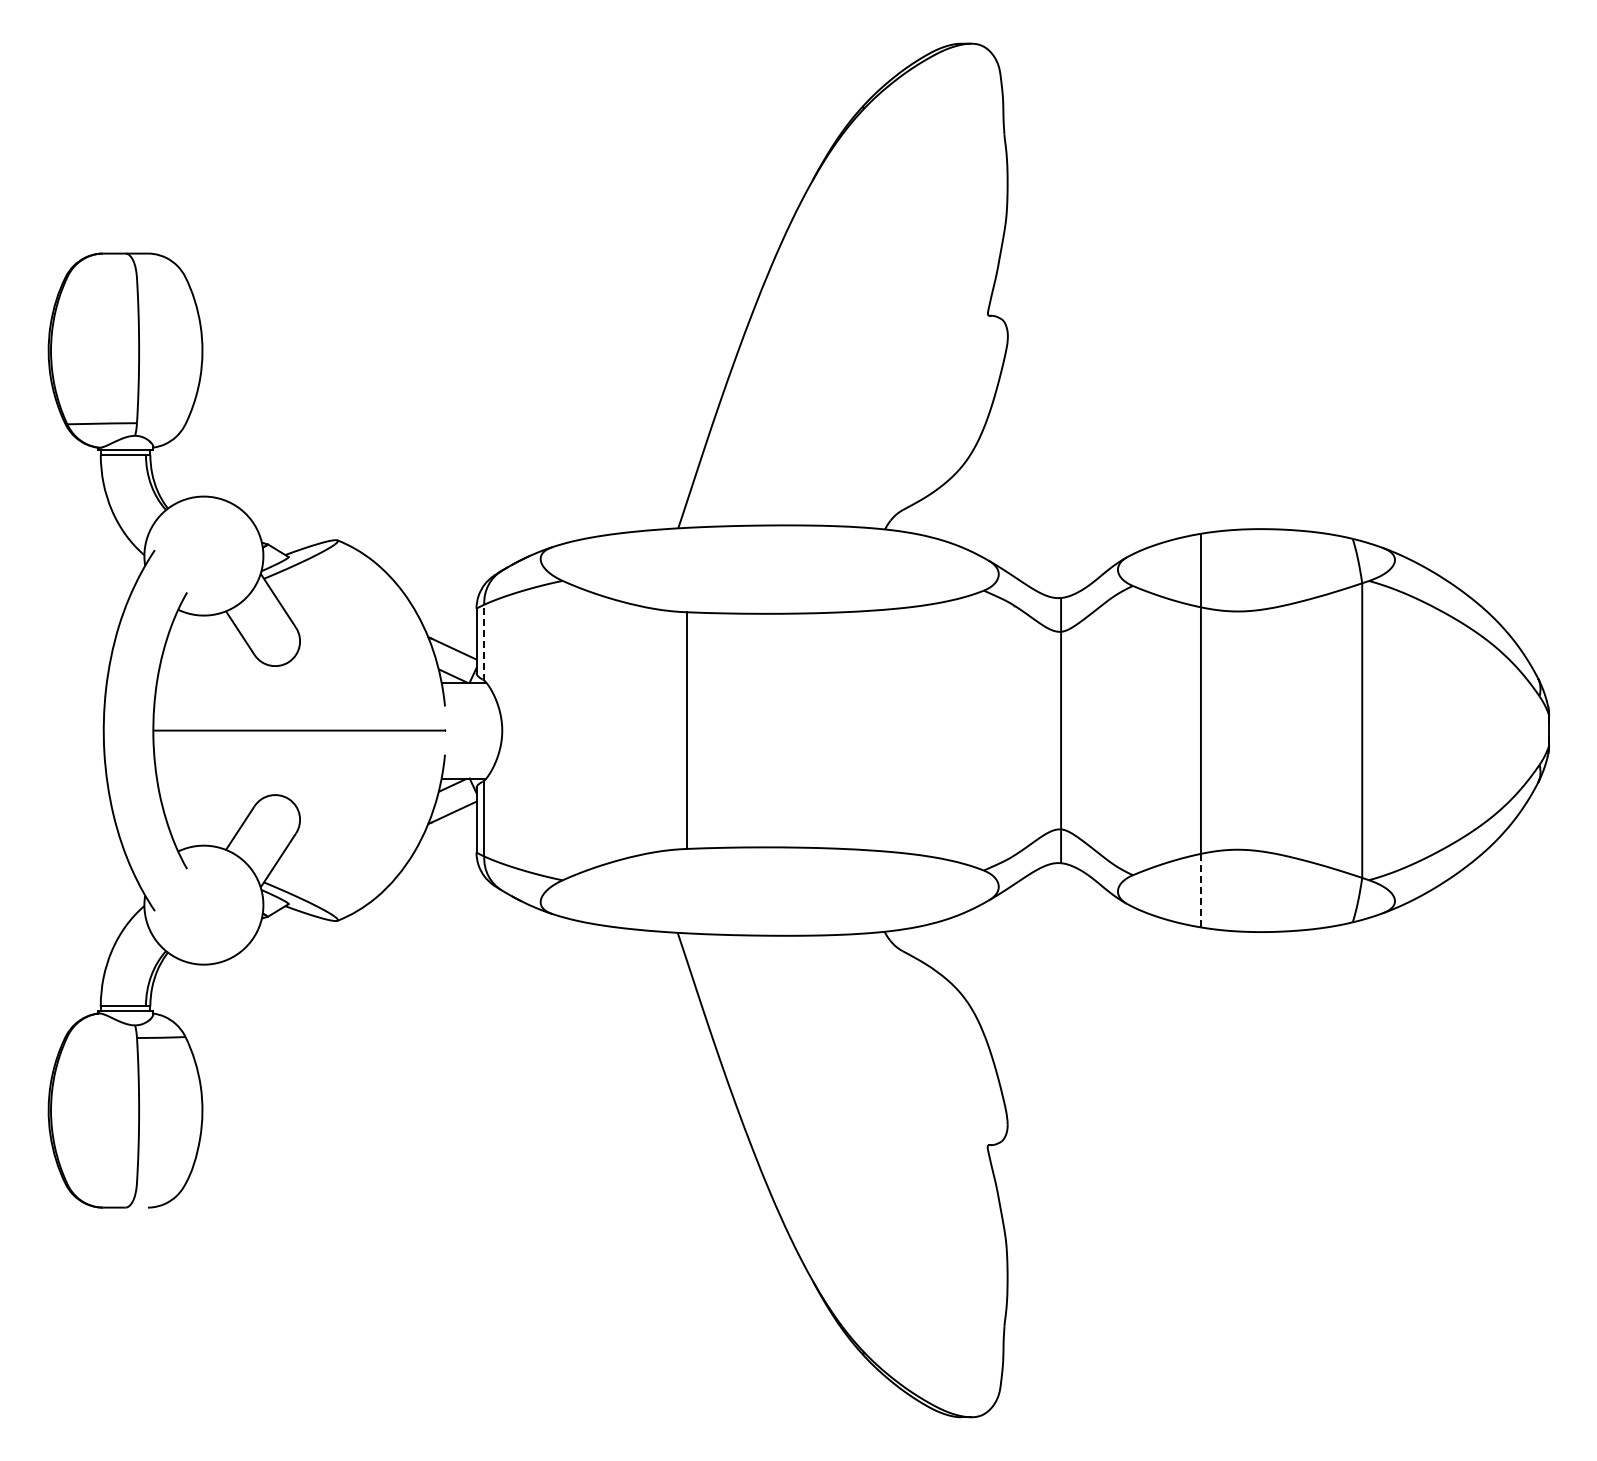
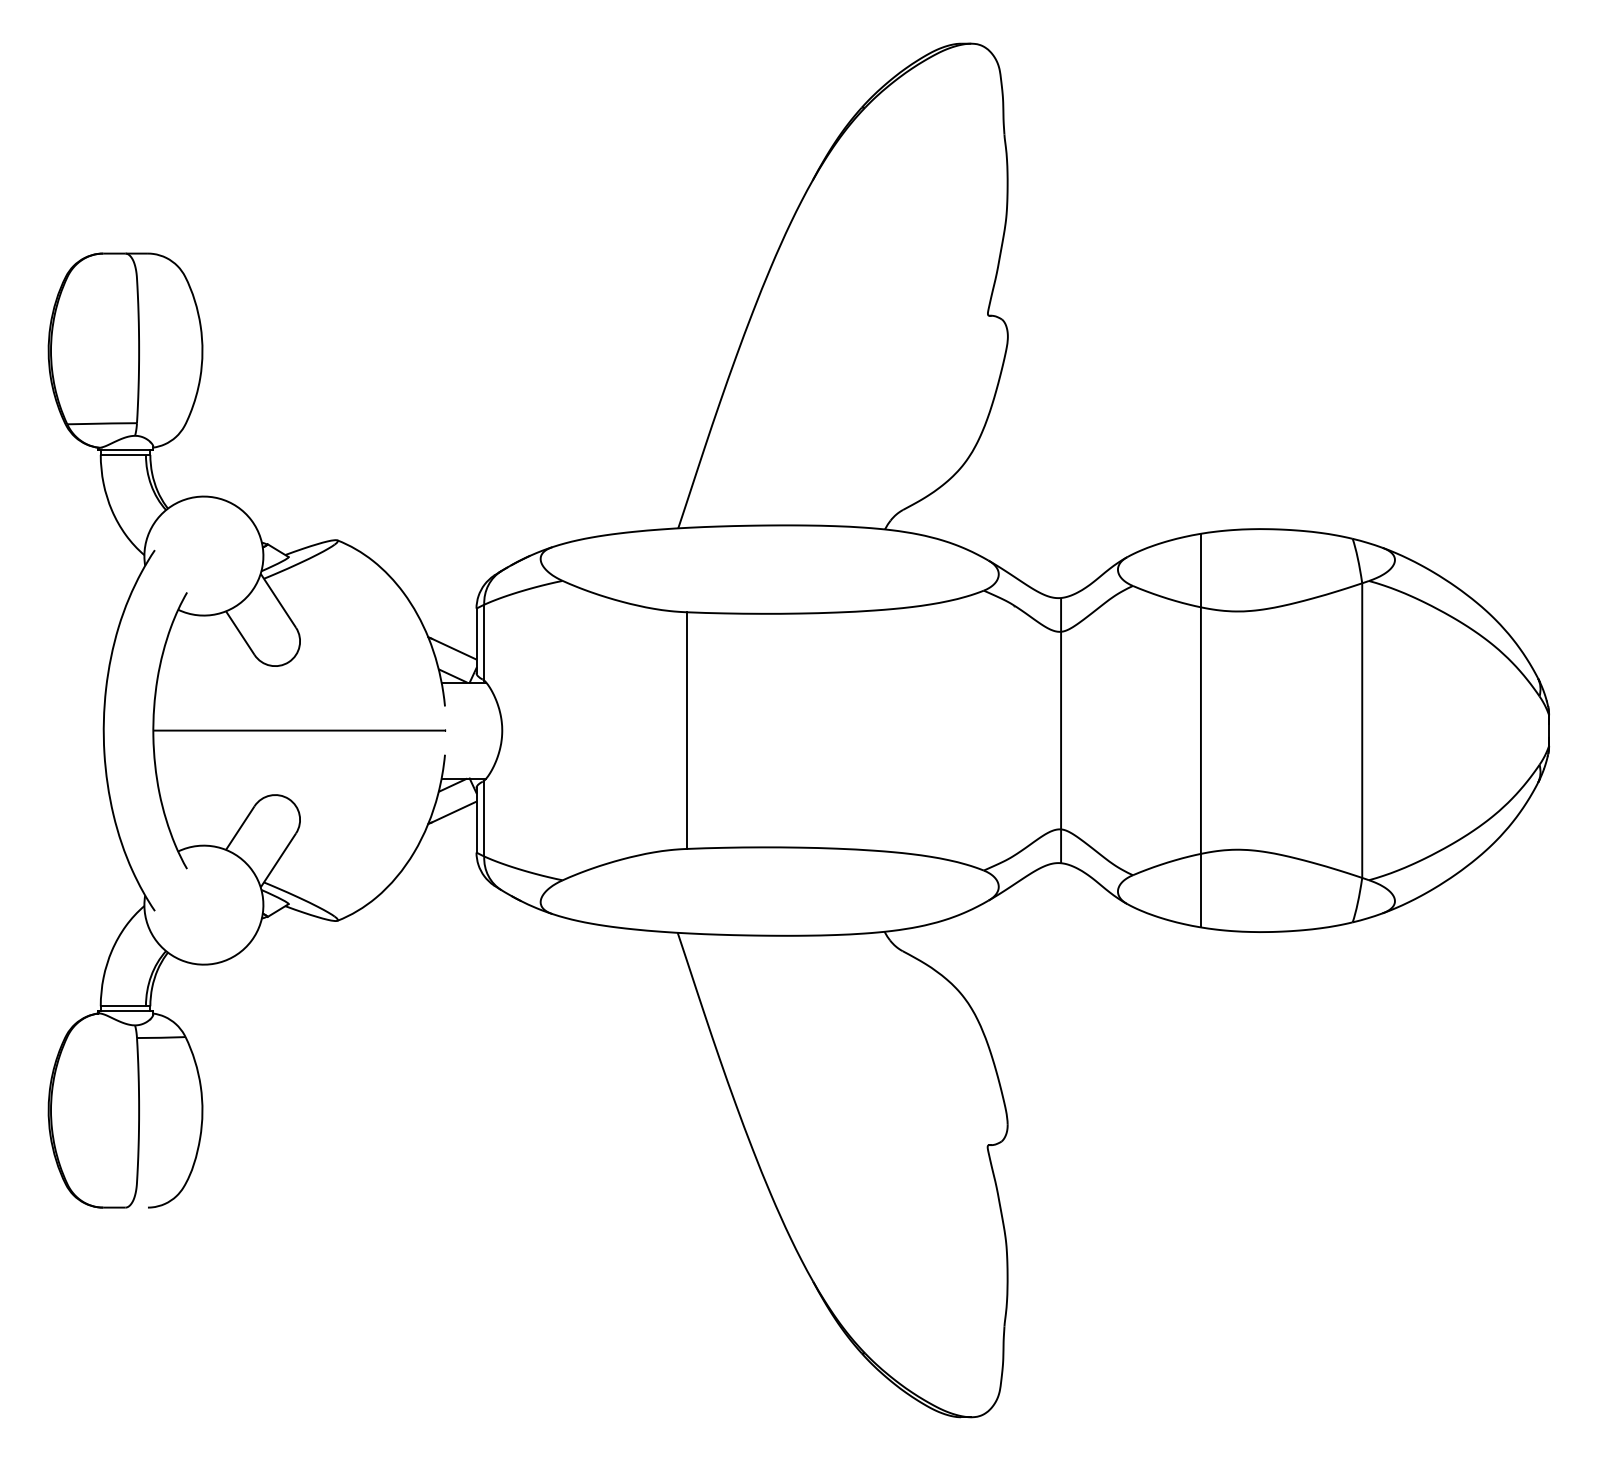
line: dashed -> solid (484, 642)
line: dashed -> solid (1200, 890)
